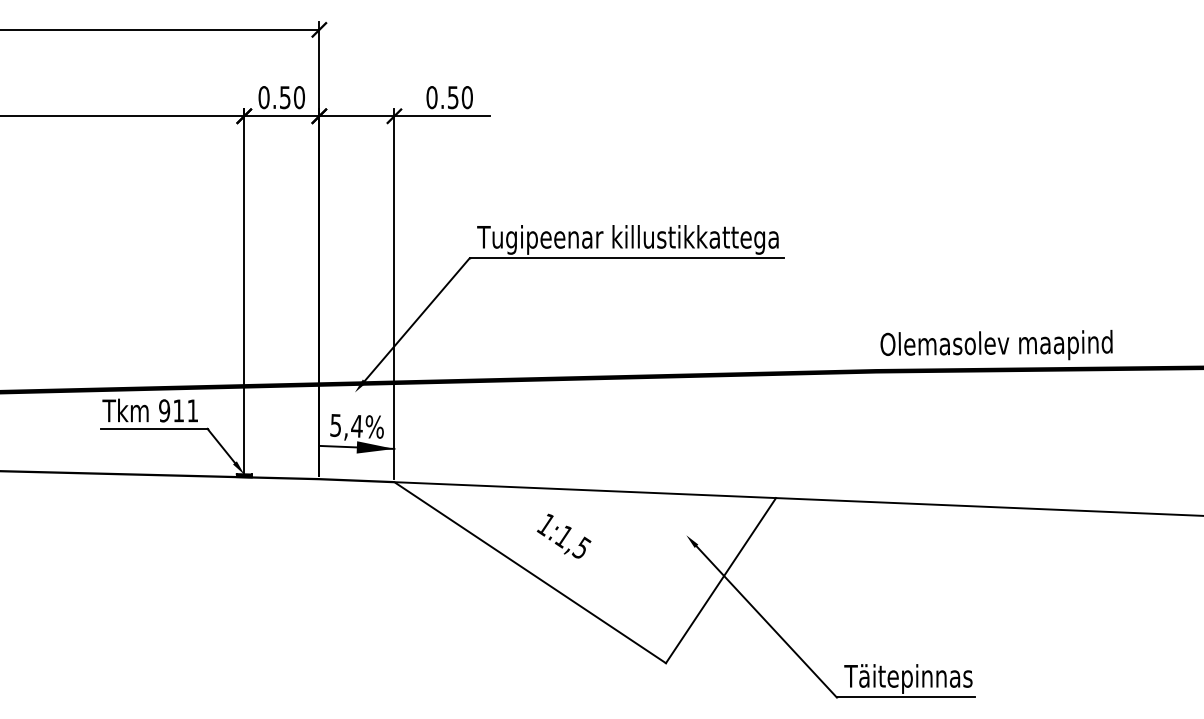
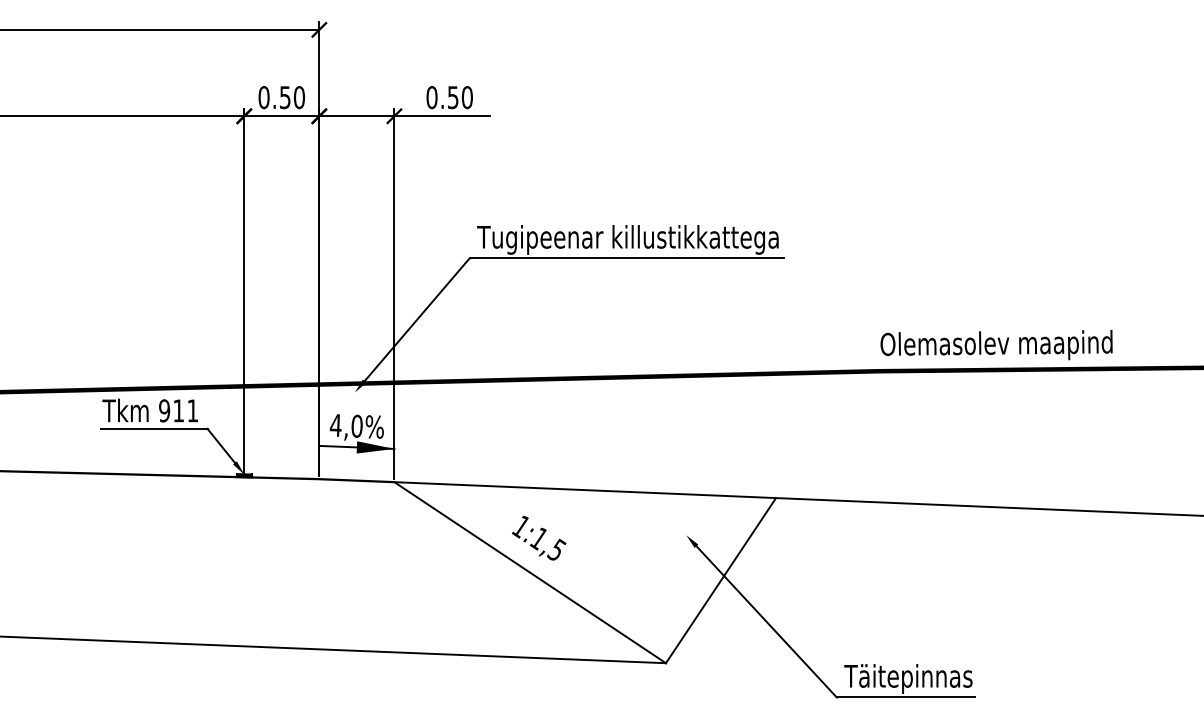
text: 5,4%%% -> 4,0%%% (345, 425)
text position: (563, 535) -> (538, 537) (538, 537)
line: none -> present (333, 649)
